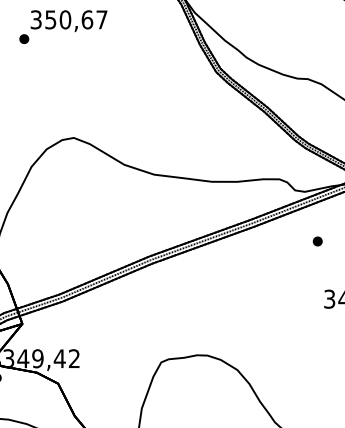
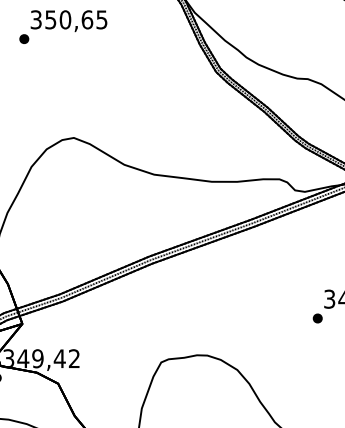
text: 350,67 -> 350,65 (101, 19)
part position: (317, 241) -> (317, 318) (317, 318)
